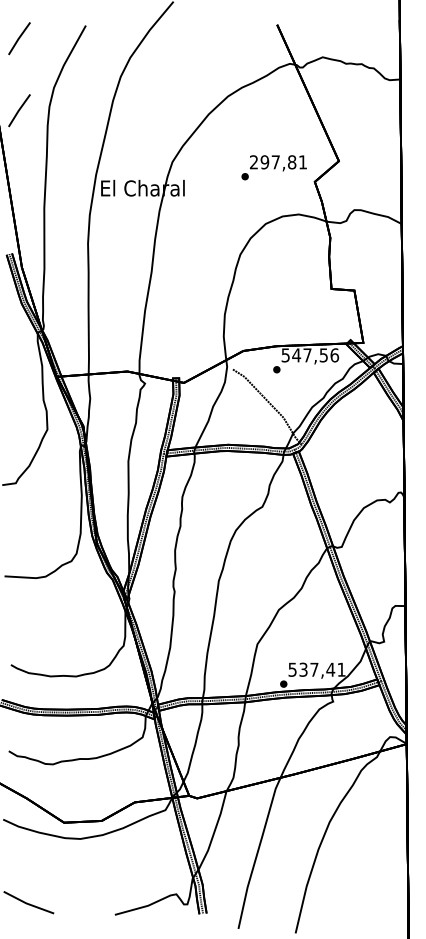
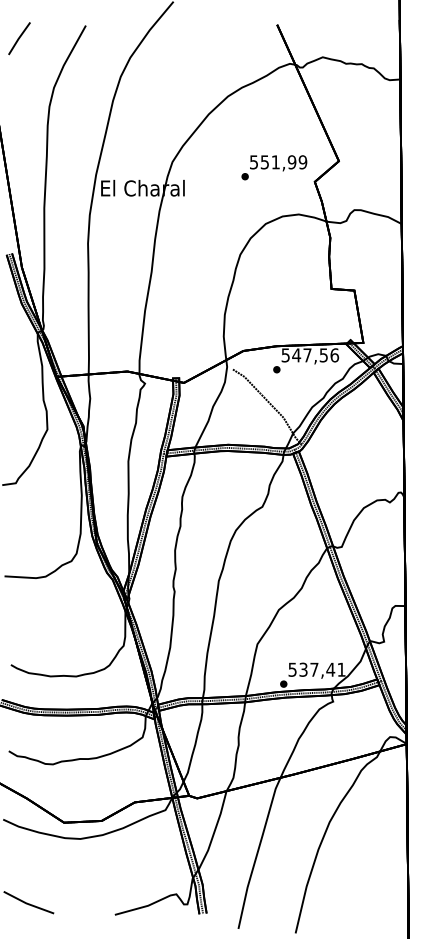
line: present -> none (19, 110)
text: 297,81 -> 551,99 (278, 162)
